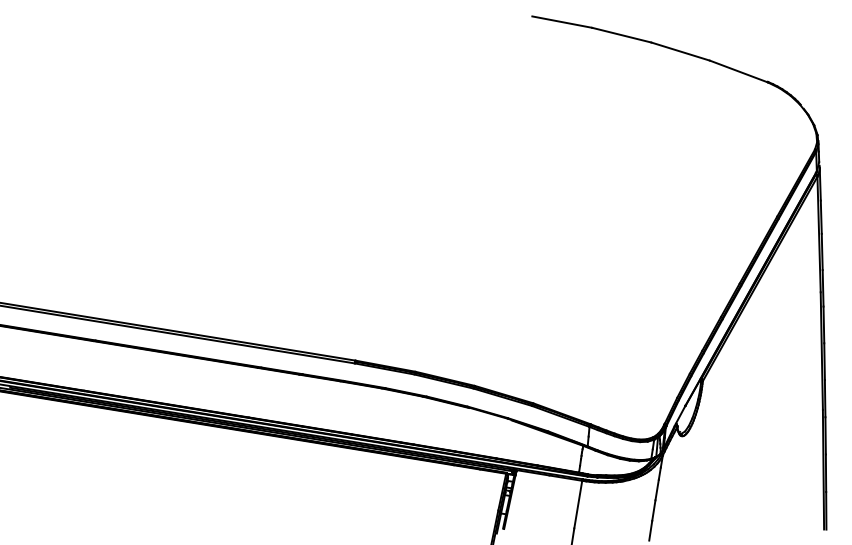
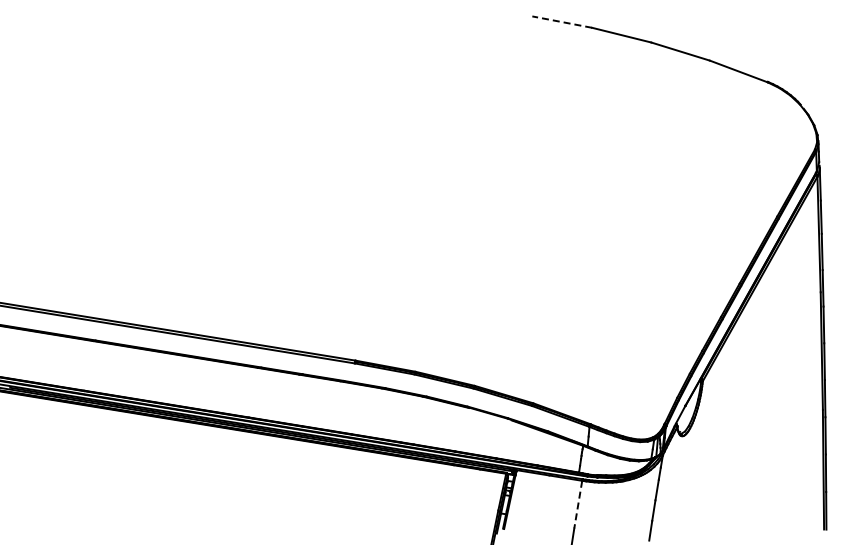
line: solid -> dashed (561, 22)
line: solid -> dashed (578, 505)
